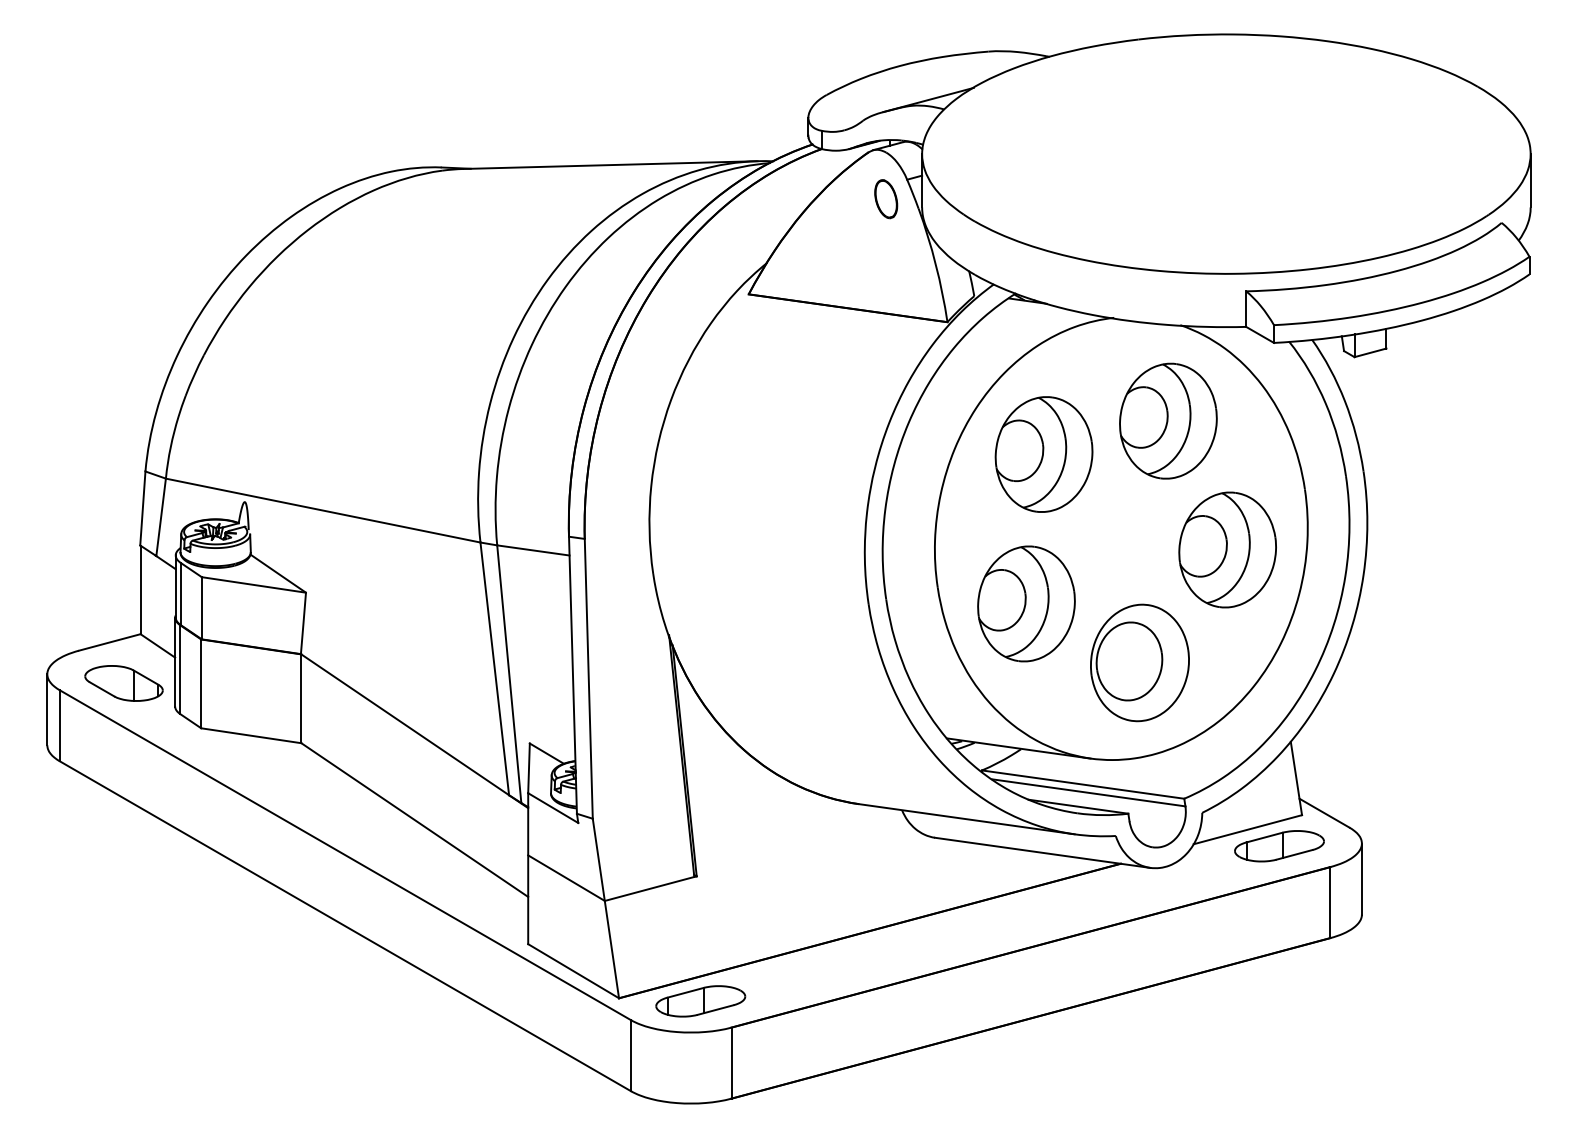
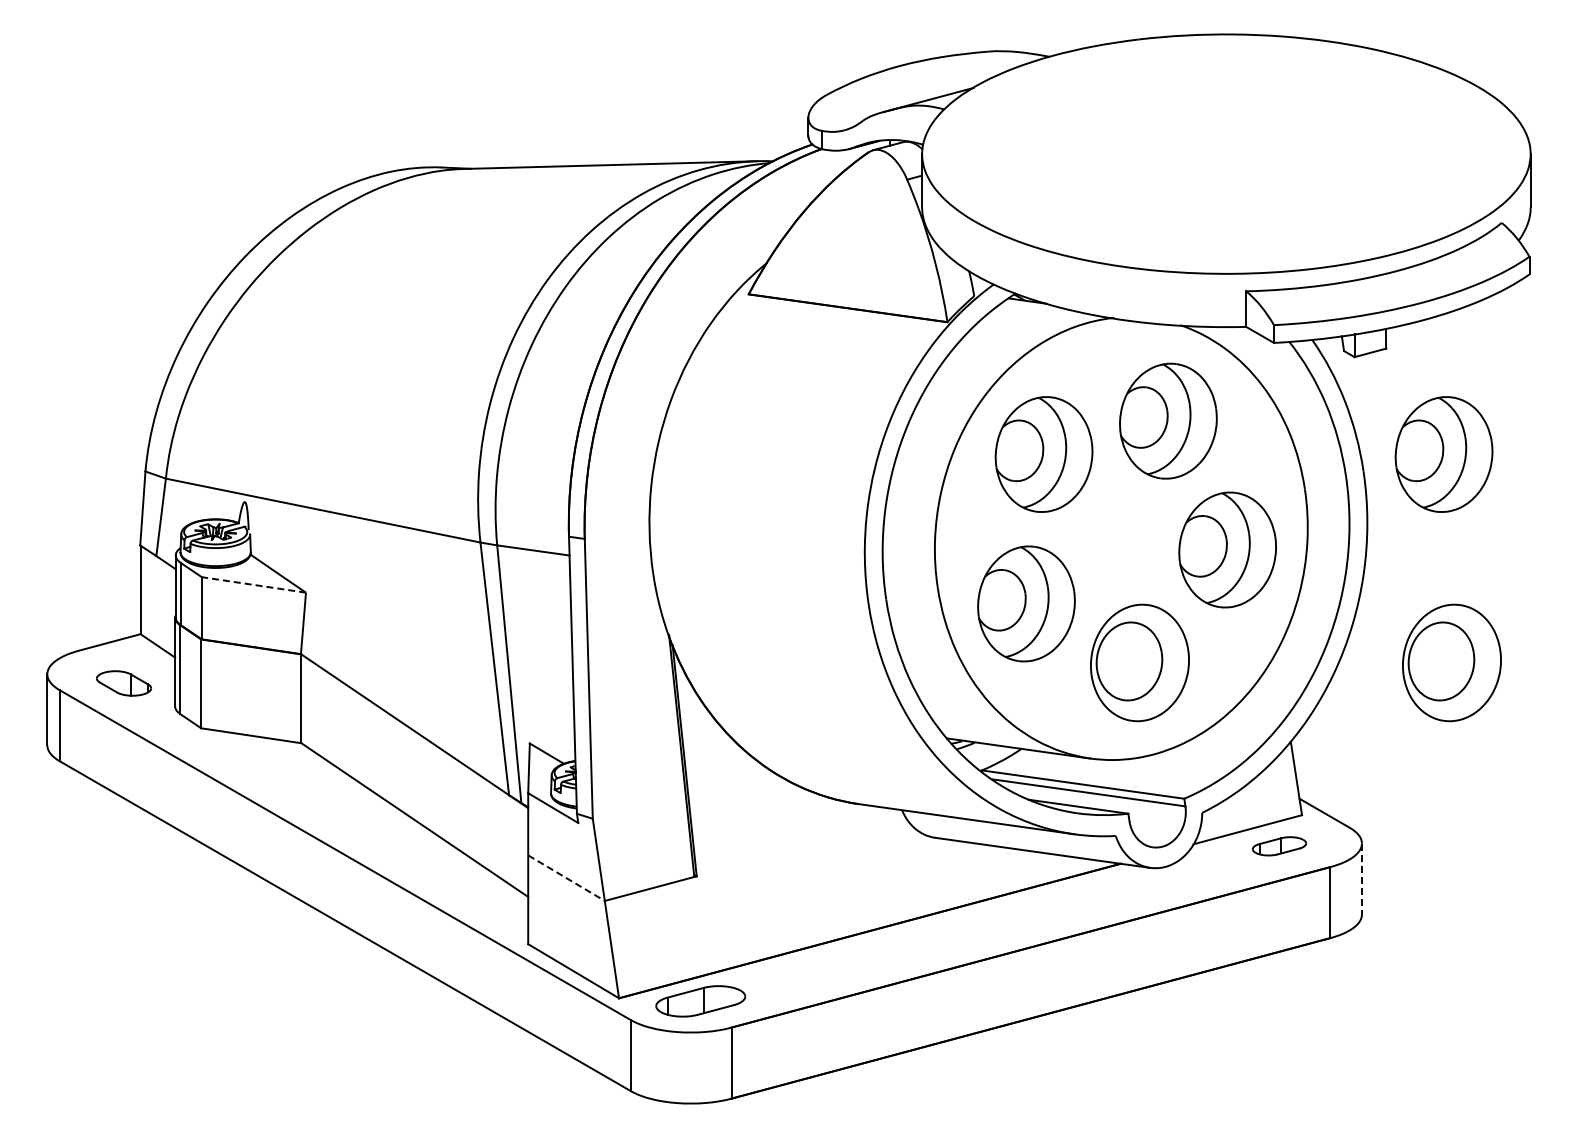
part: present -> none (886, 199)
part: none -> present (1443, 454)
line: solid -> dashed (253, 584)
part: none -> present (1451, 662)
part size: 80x37 px -> 56x27 px (123, 683)
part size: 91x33 px -> 56x21 px (1279, 846)
line: solid -> dashed (566, 878)
line: solid -> dashed (1361, 879)
